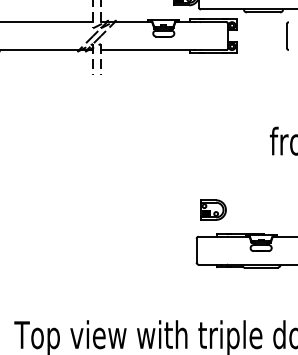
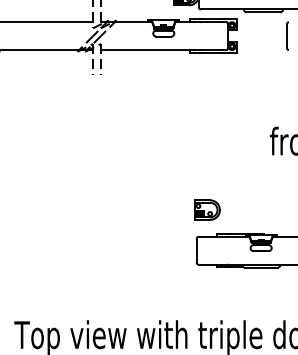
part position: (213, 209) -> (207, 209) (207, 209)
